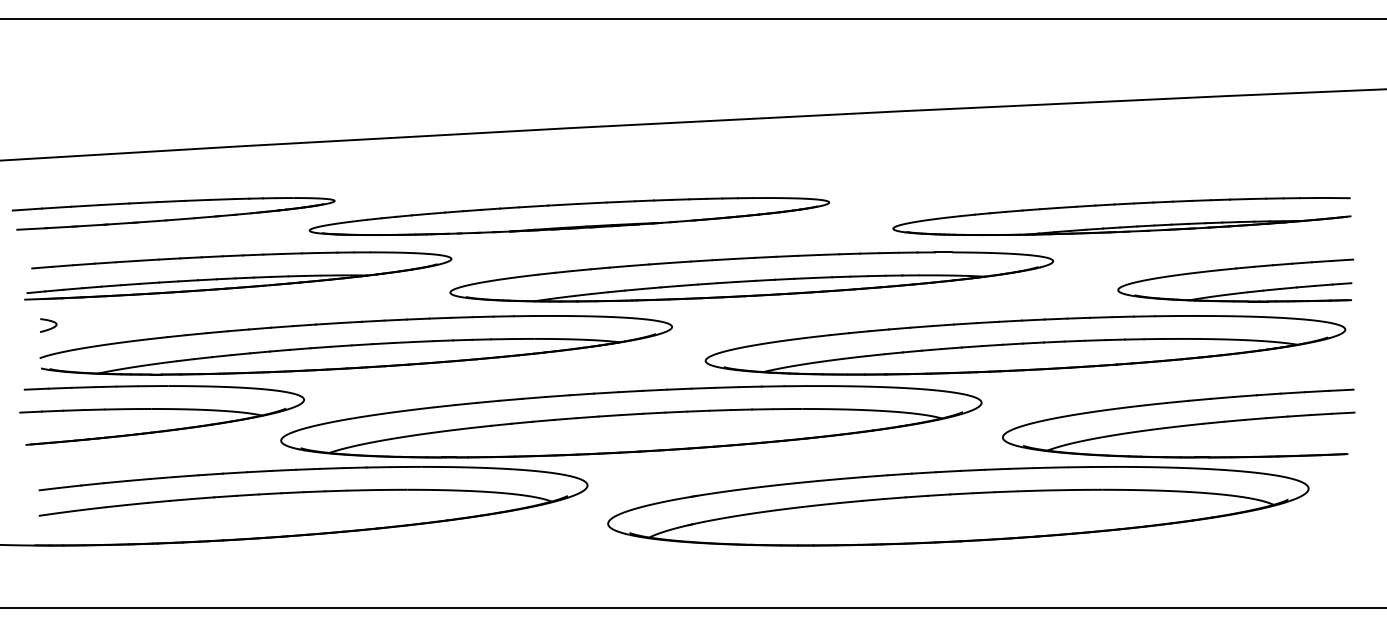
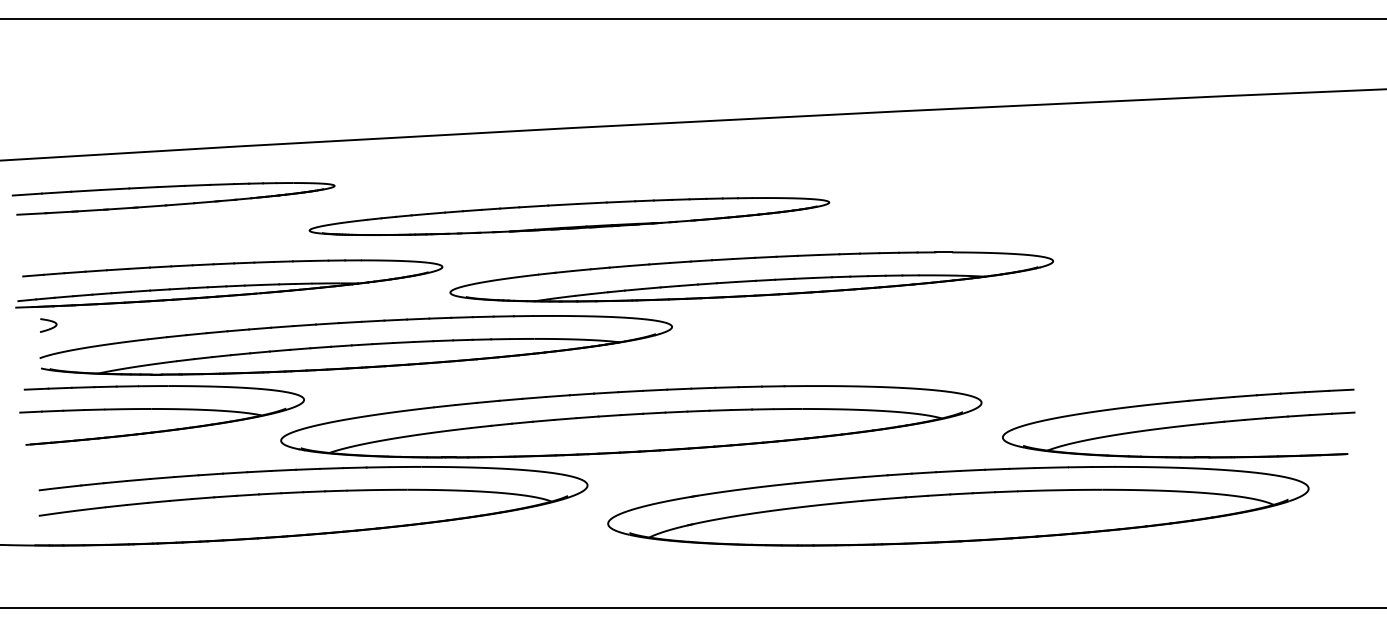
part position: (173, 213) -> (173, 198) (173, 198)
part: present -> none (1121, 226)
part: present -> none (1235, 269)
part position: (238, 275) -> (229, 283) (229, 283)
part: present -> none (1025, 345)
